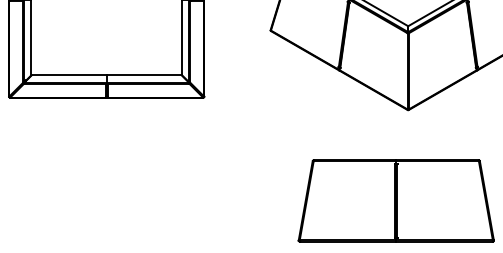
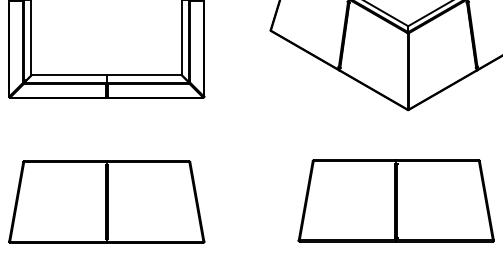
part: none -> present (106, 201)
